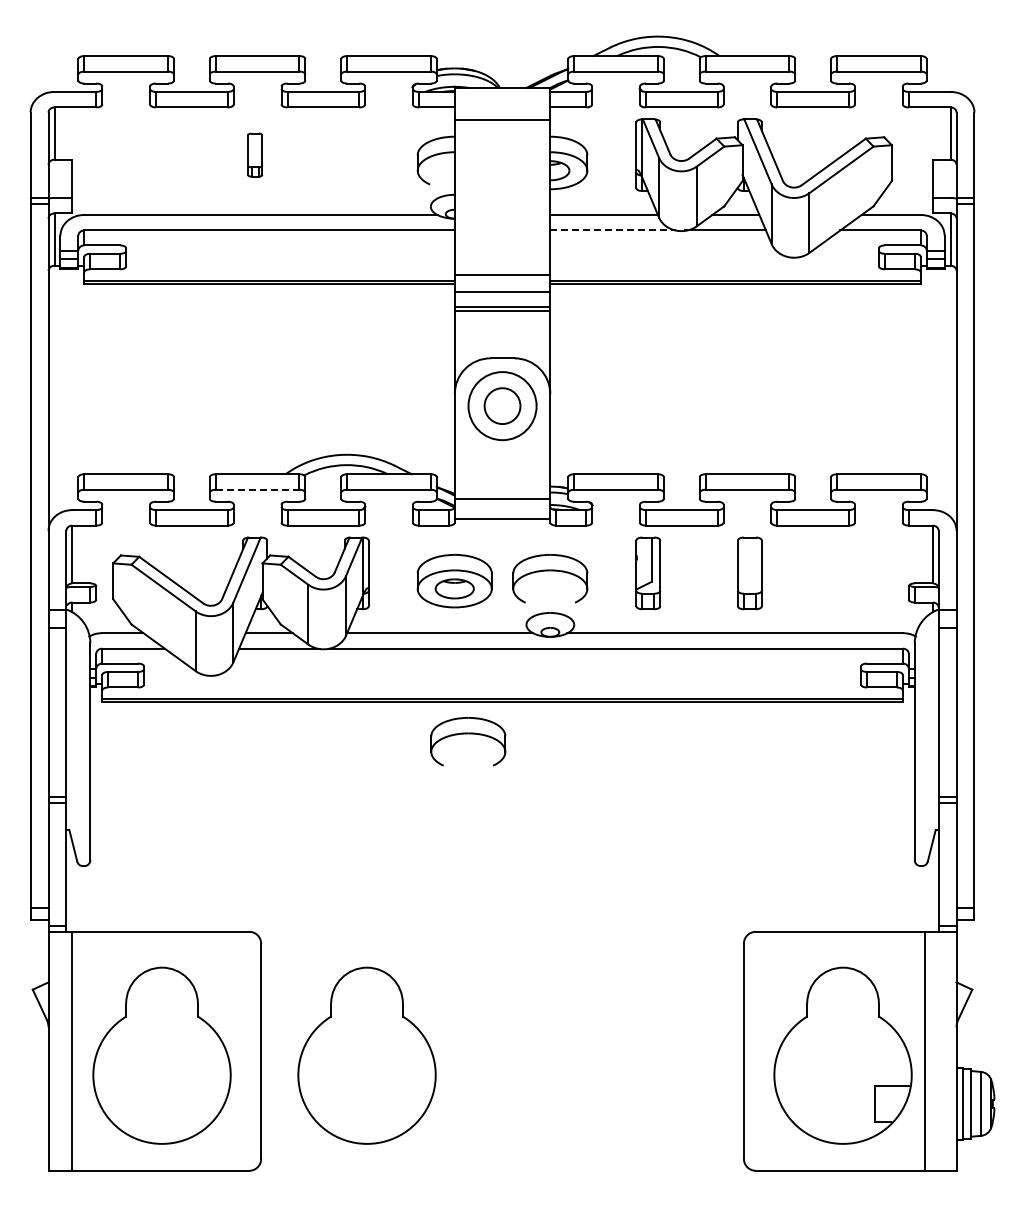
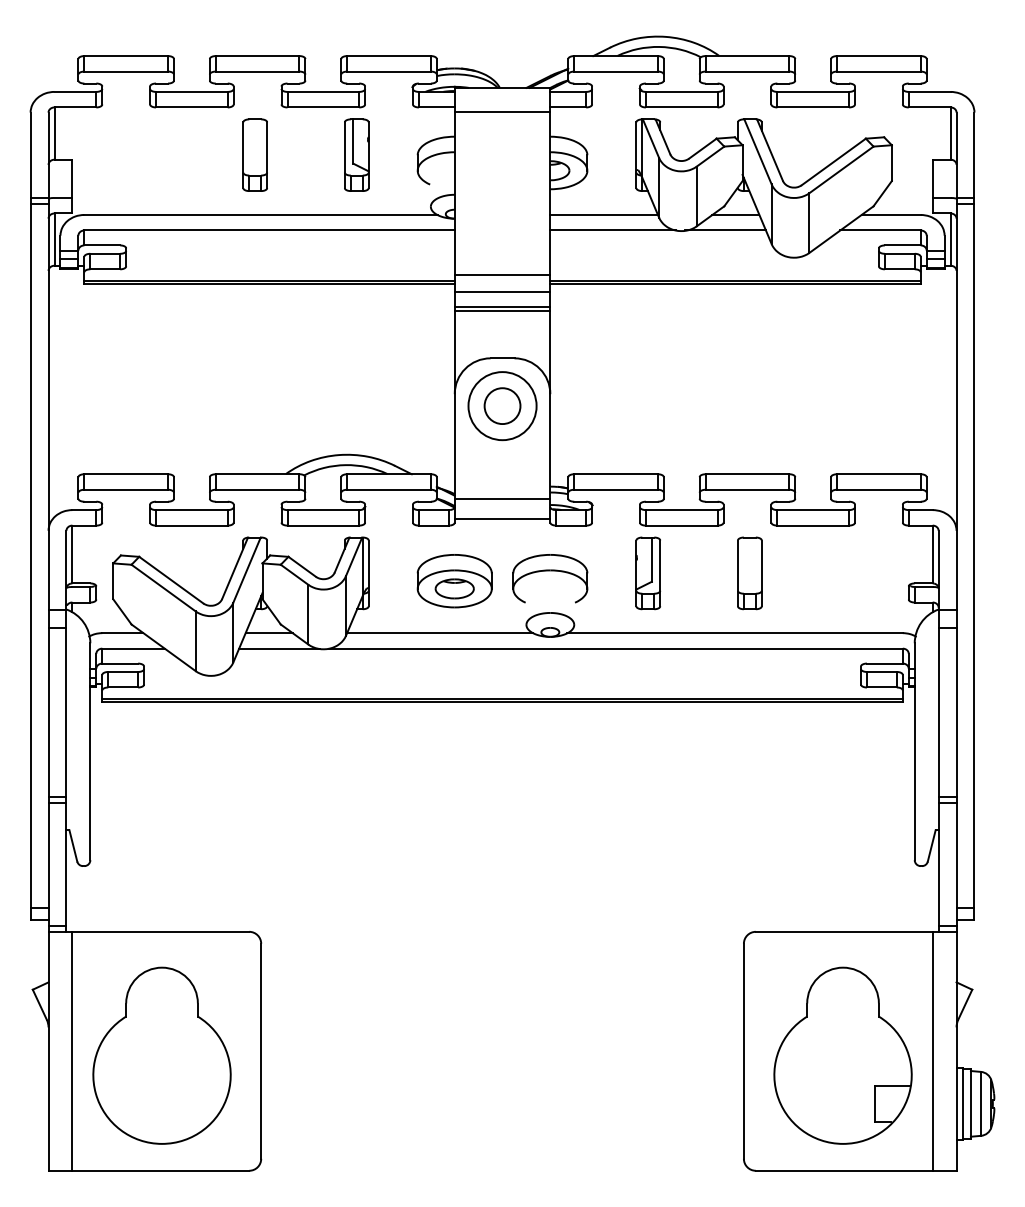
line position: (502, 119) -> (502, 111) (502, 111)
part size: 17x46 px -> 26x74 px (254, 154)
part: none -> present (356, 154)
line: dashed -> solid (613, 230)
line: dashed -> solid (257, 489)
part: present -> none (468, 734)
line position: (924, 1050) -> (932, 1050) (932, 1050)
part: present -> none (366, 1055)
